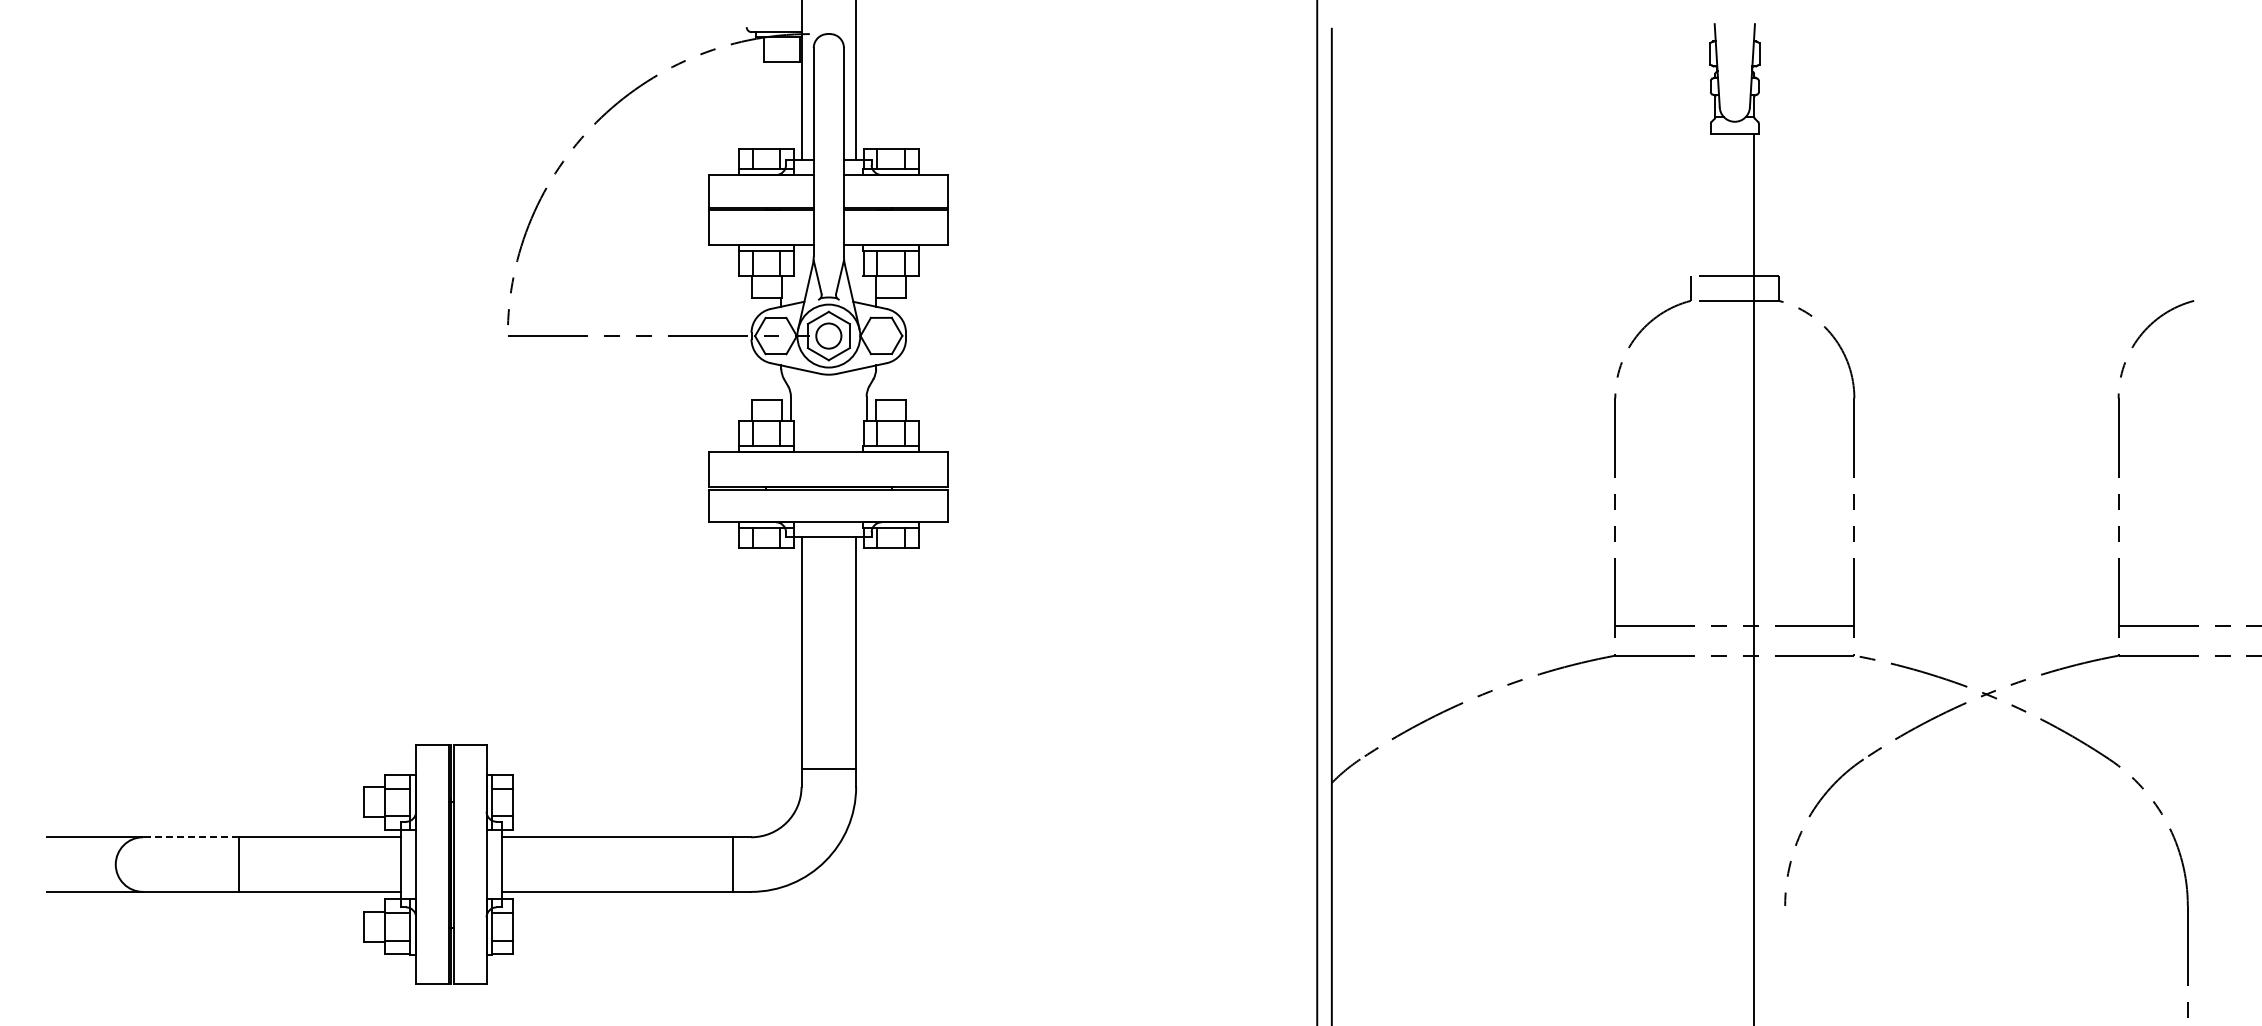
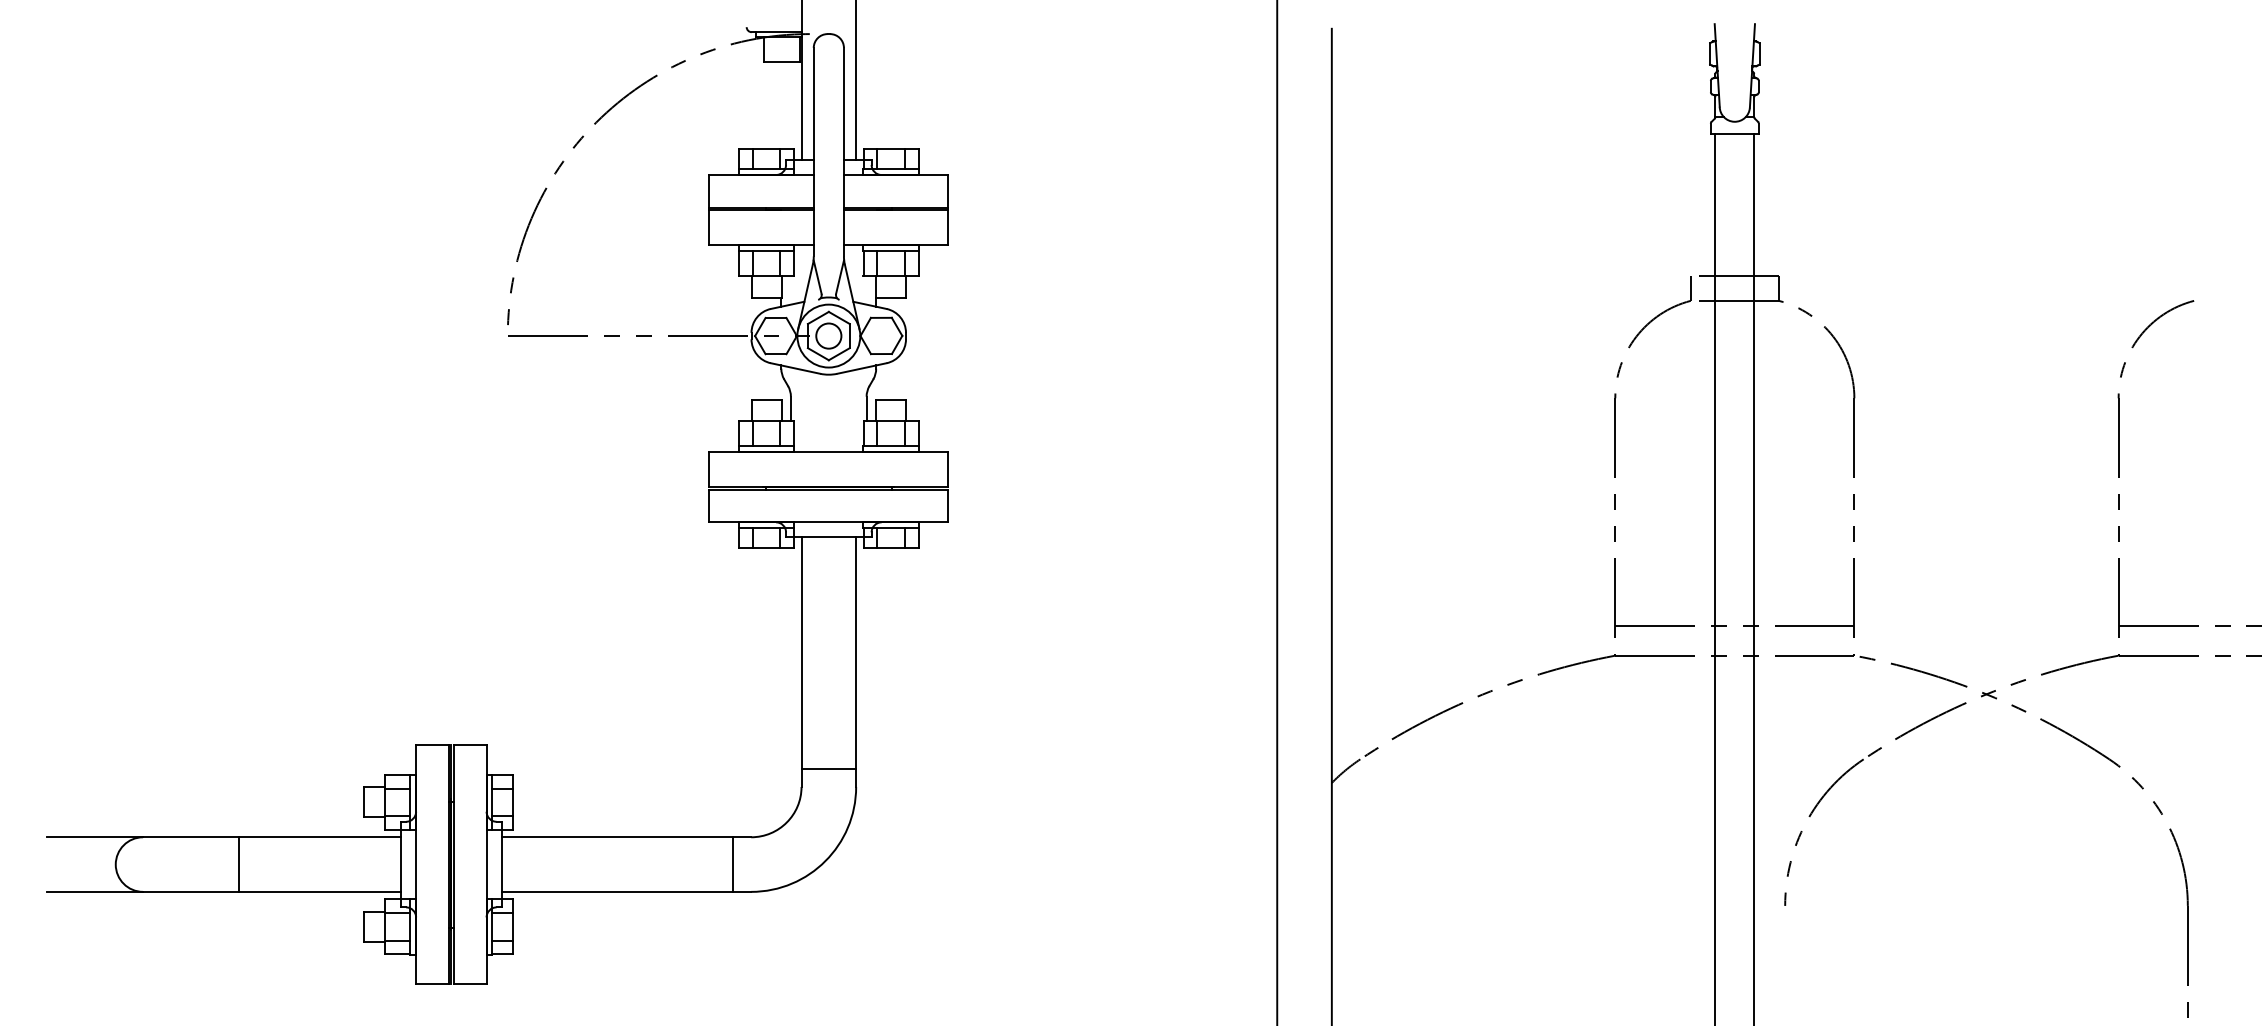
line position: (1317, 512) -> (1277, 512) (1277, 512)
line: none -> present (1715, 578)
line: dashed -> solid (191, 837)
